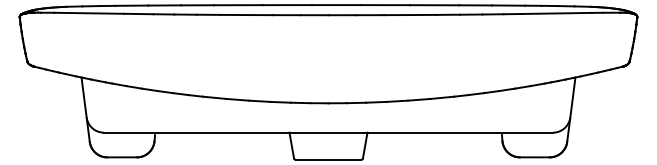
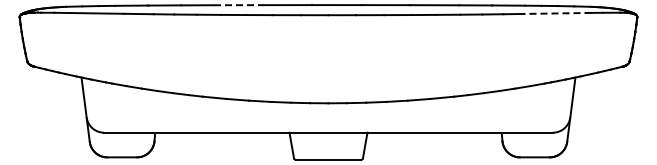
line: solid -> dashed (238, 5)
line: solid -> dashed (555, 13)
